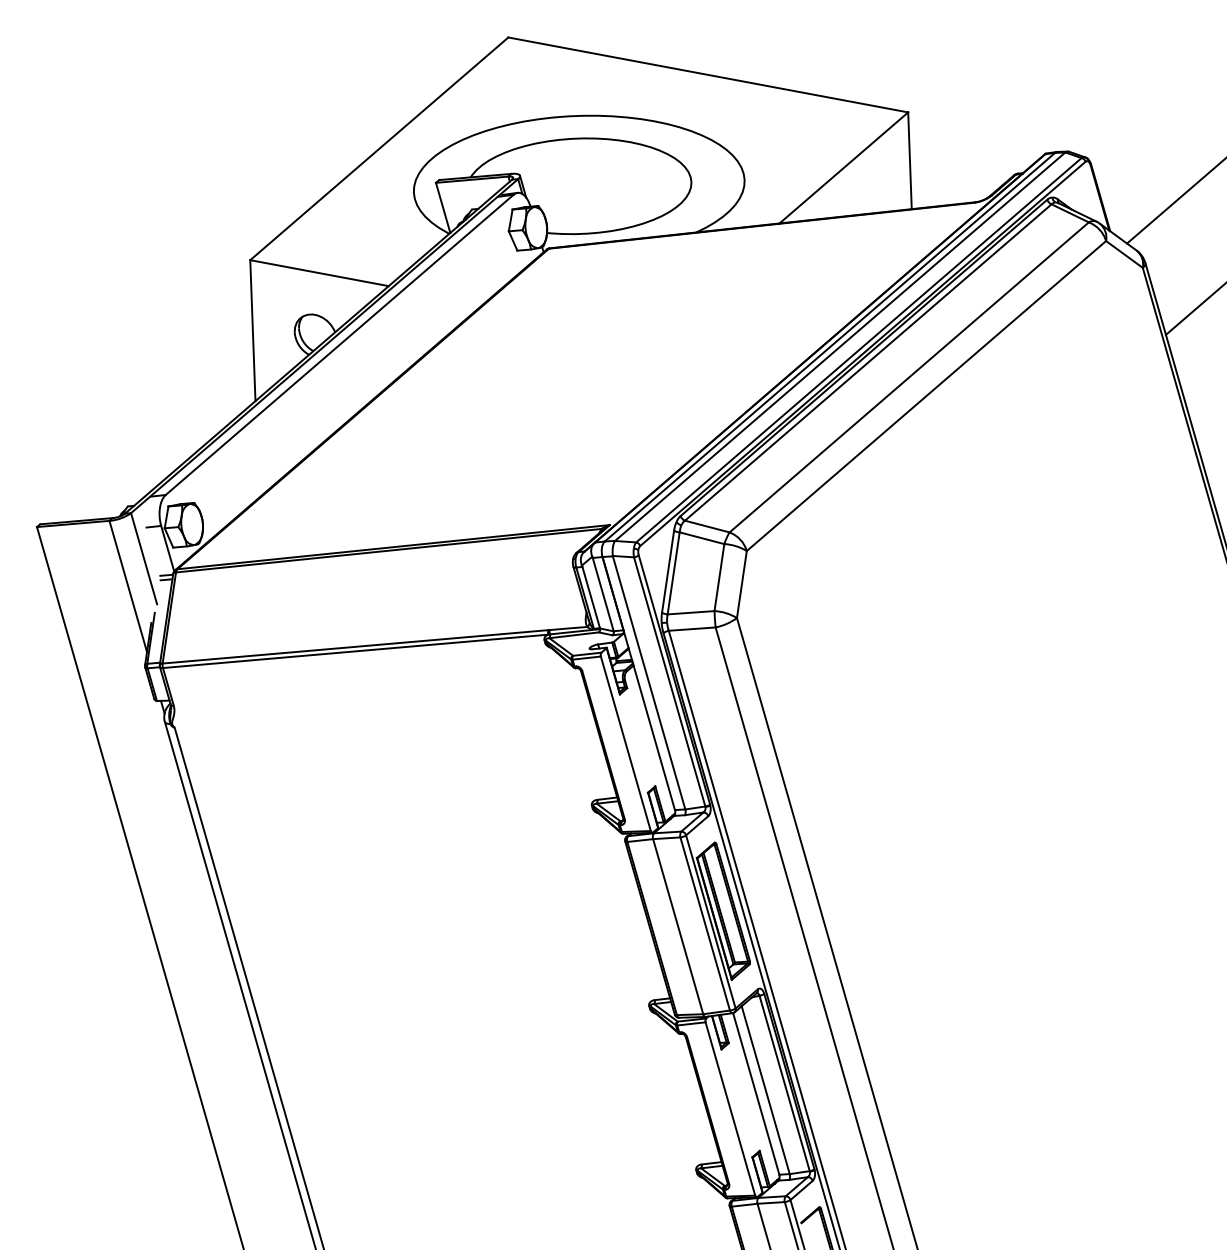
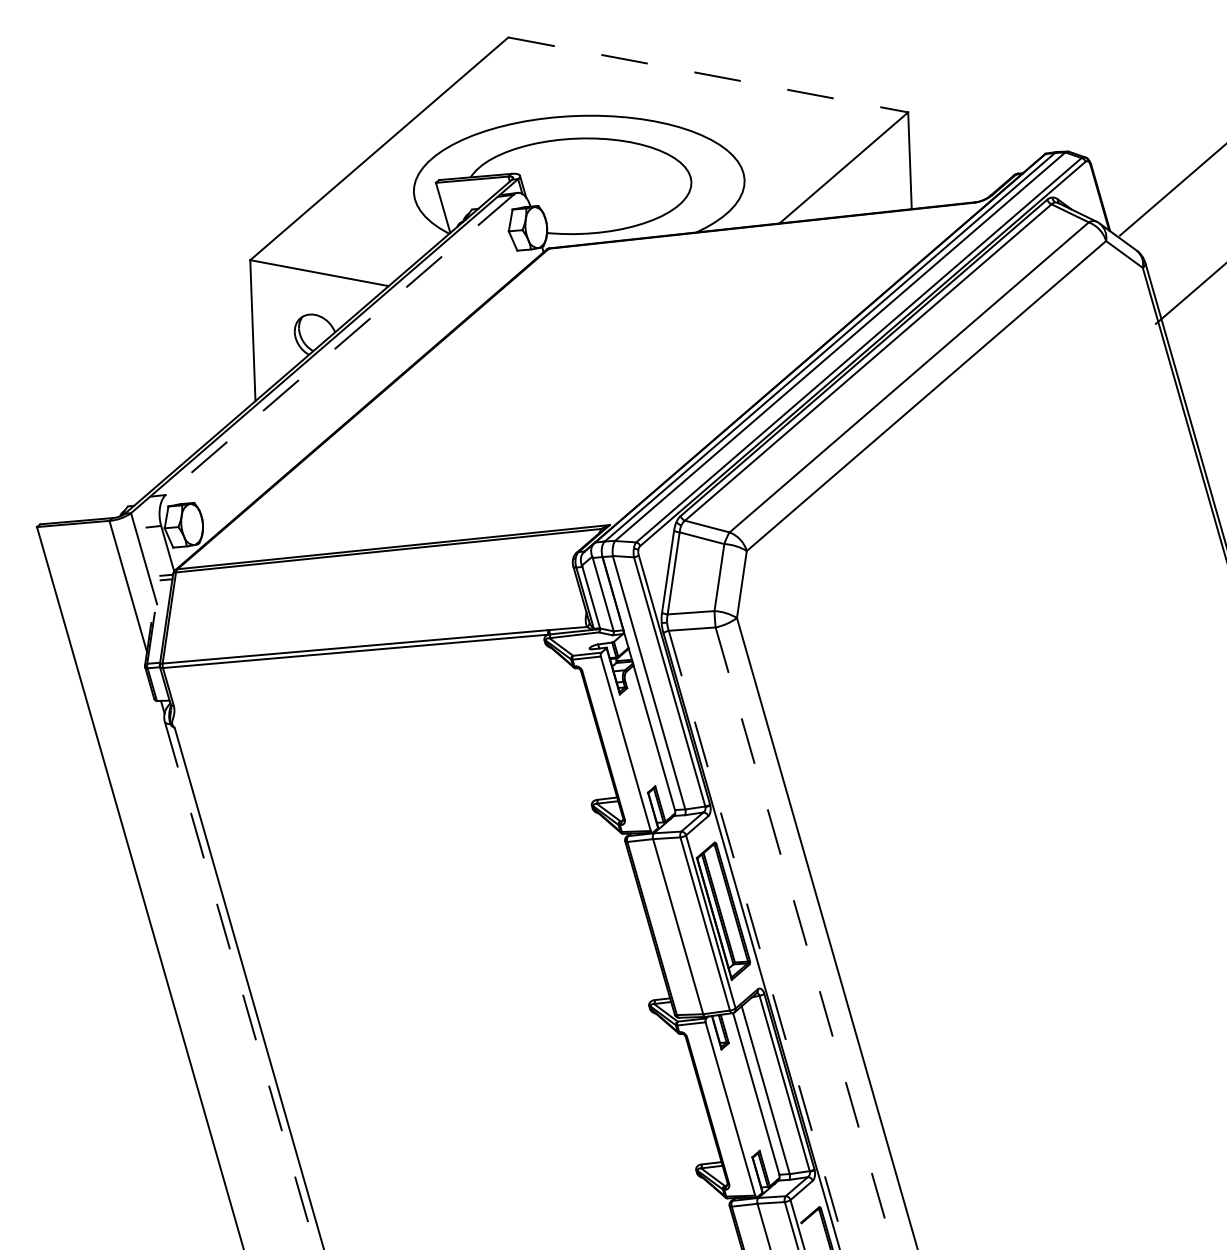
line: solid -> dashed (708, 75)
line position: (1175, 201) -> (1171, 190) (1171, 190)
line position: (1194, 309) -> (1189, 294) (1189, 294)
line: solid -> dashed (339, 344)
line: solid -> dashed (804, 938)
line: solid -> dashed (757, 940)
line: solid -> dashed (240, 986)
